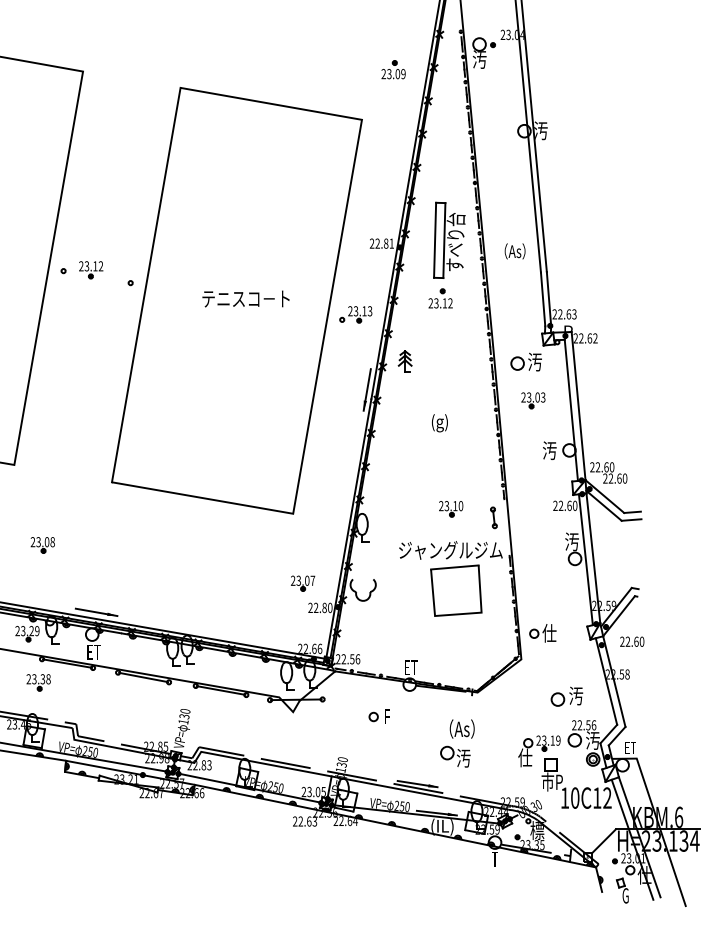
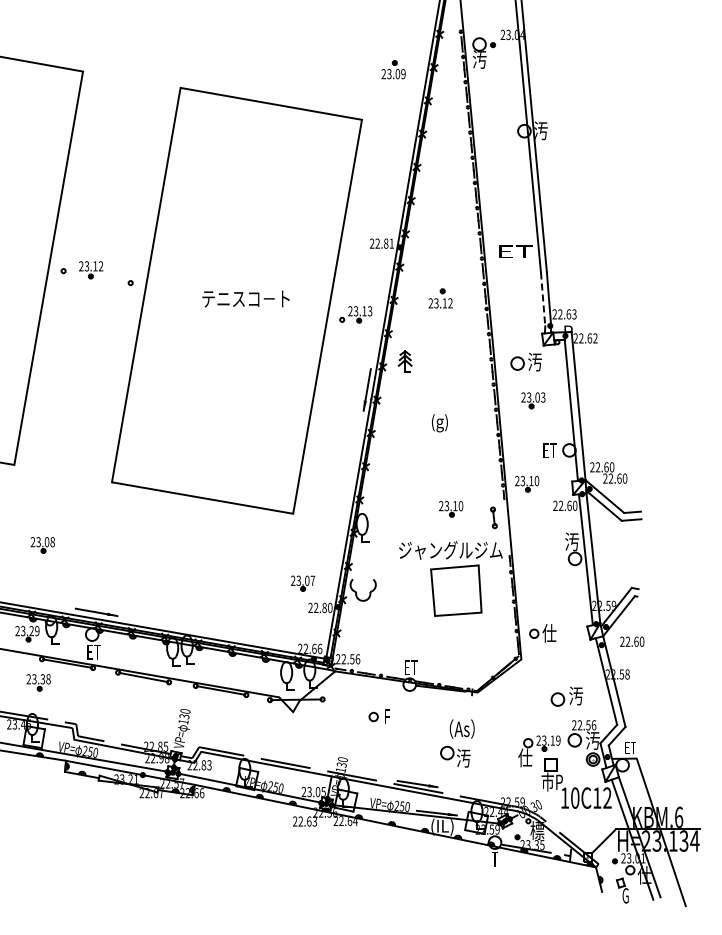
part: present -> none (449, 239)
text: （As） -> ET (515, 251)
line: solid -> dashed (543, 299)
text: 汚 -> ET (549, 450)
part: none -> present (527, 484)
